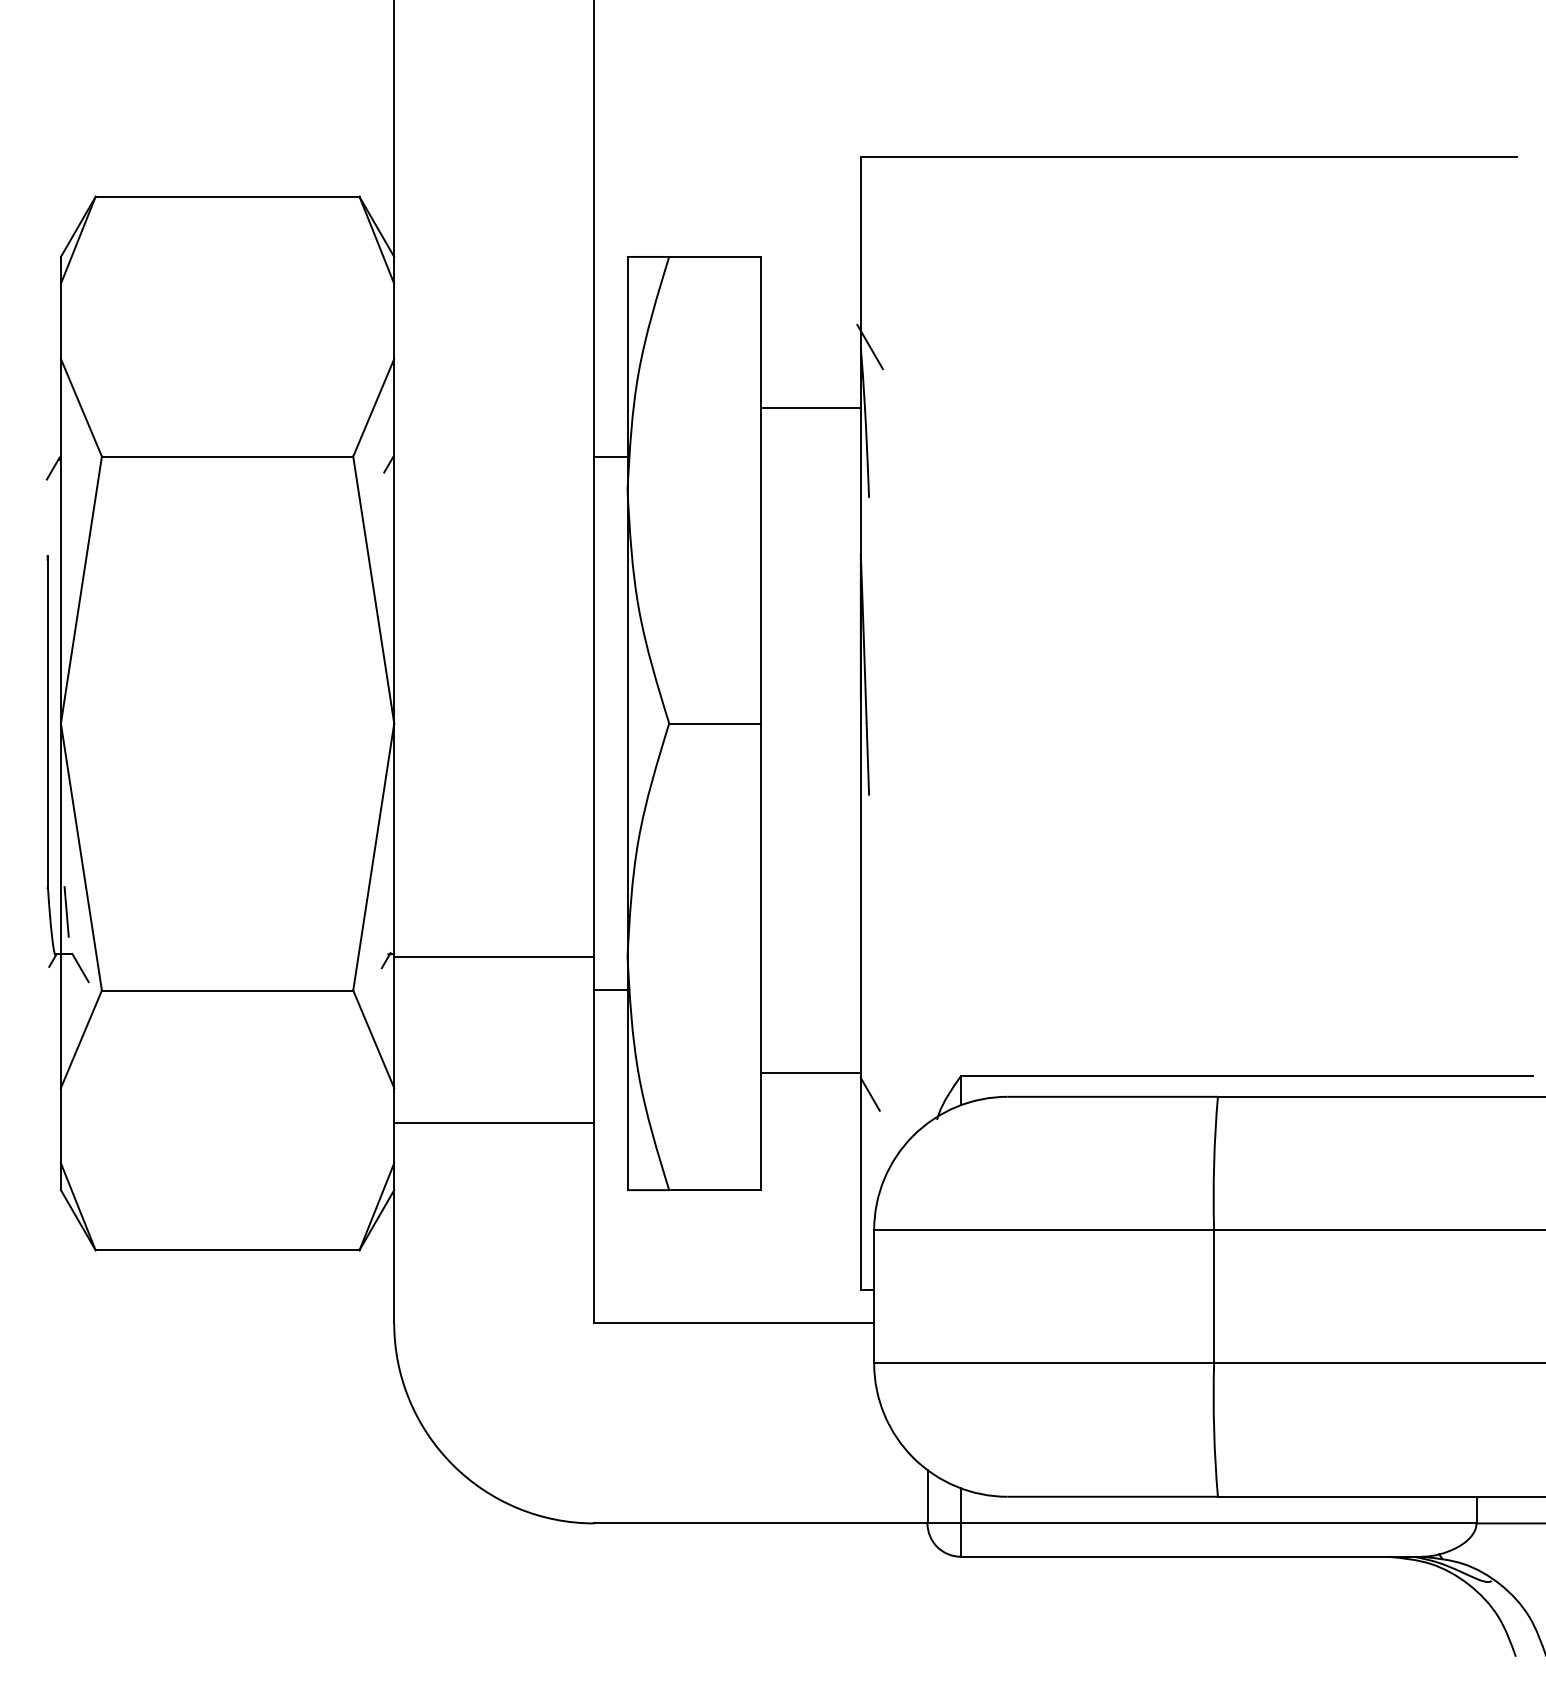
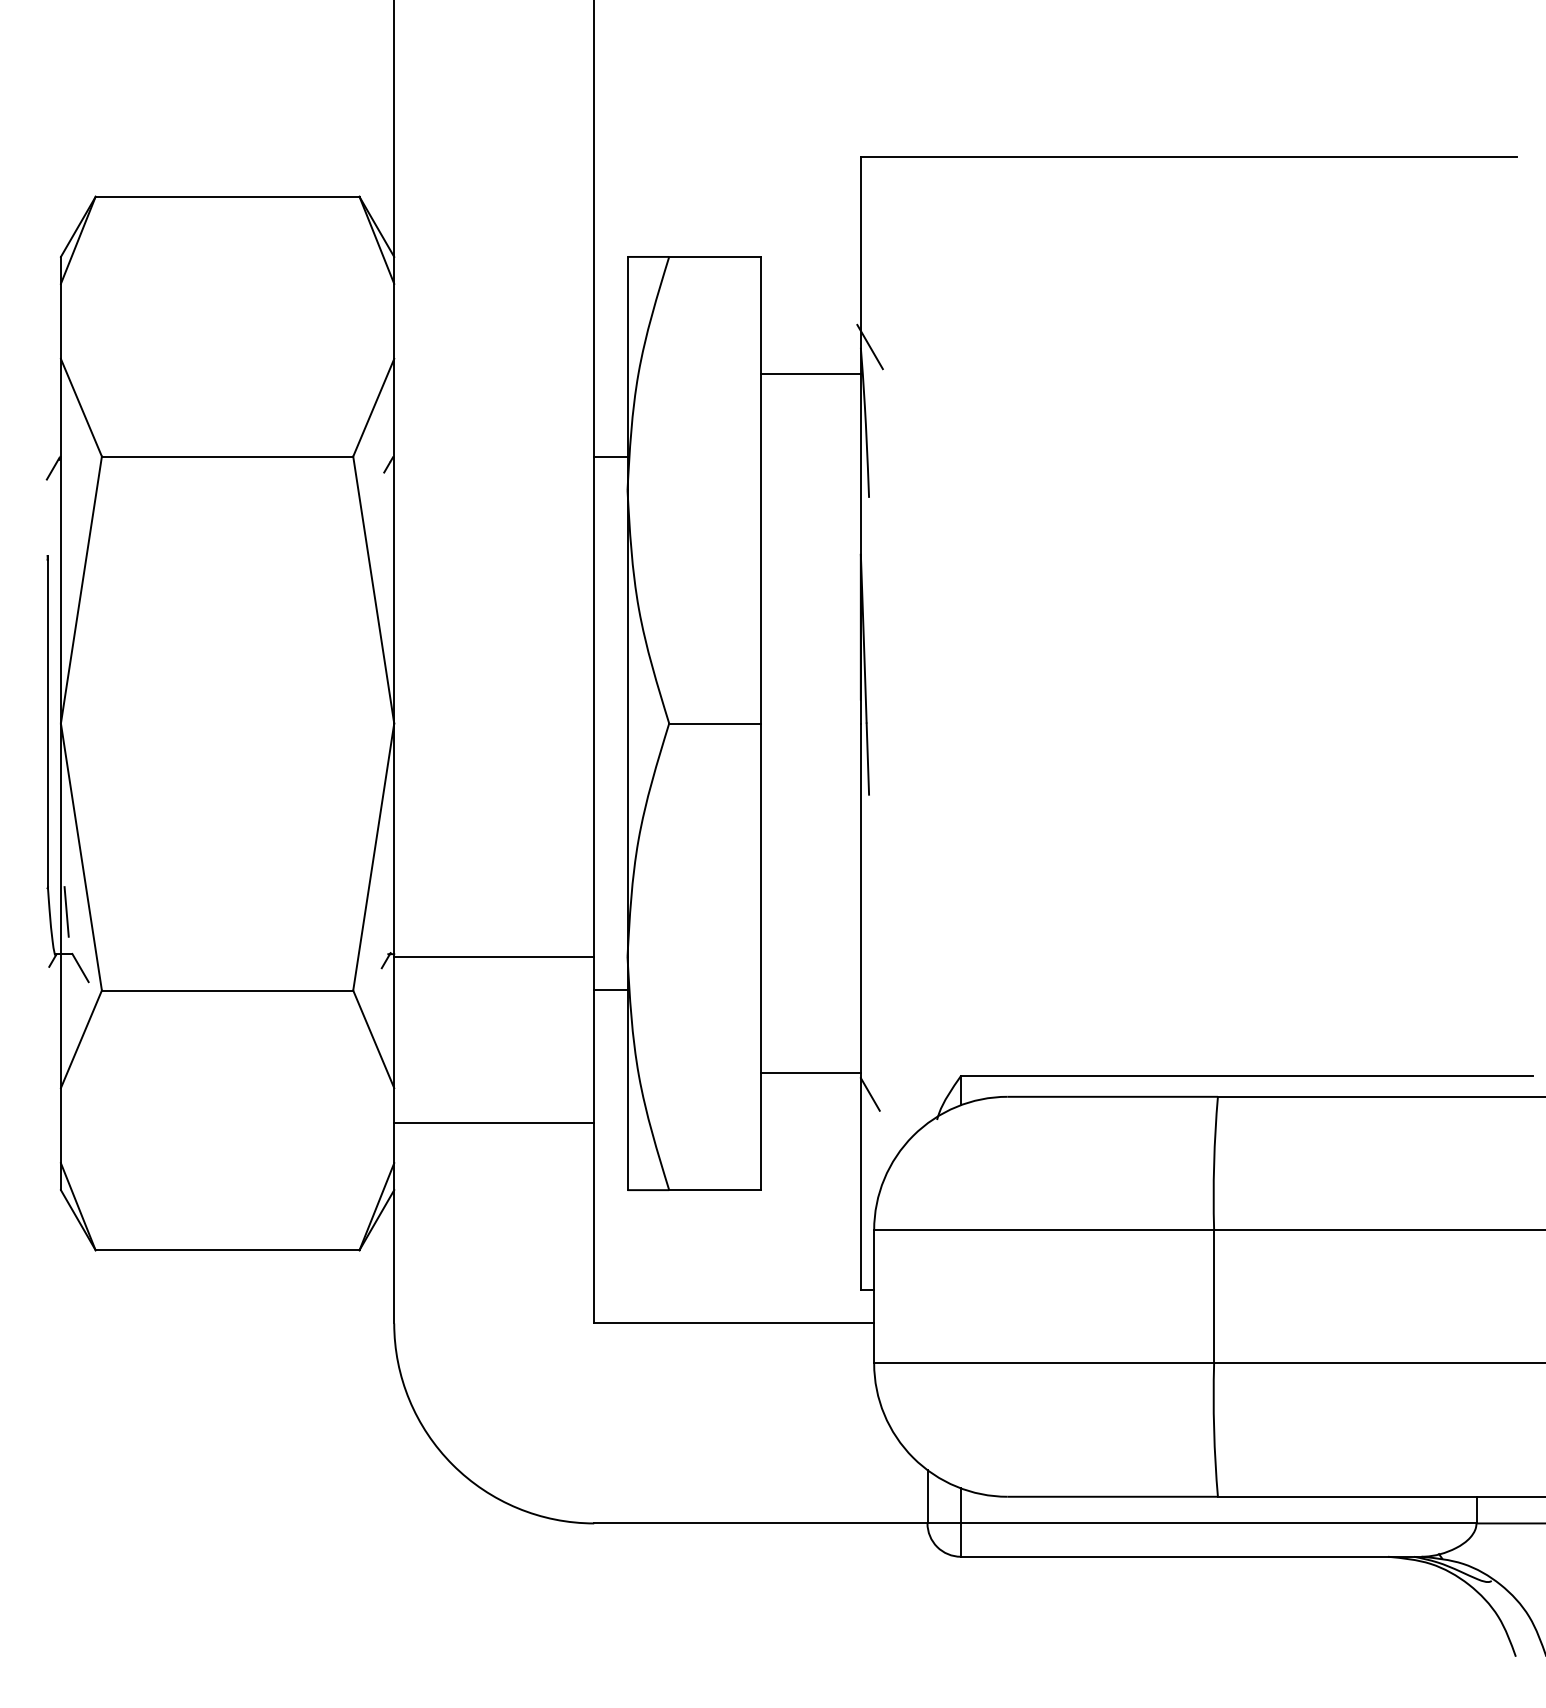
line position: (810, 407) -> (810, 373) (810, 373)
